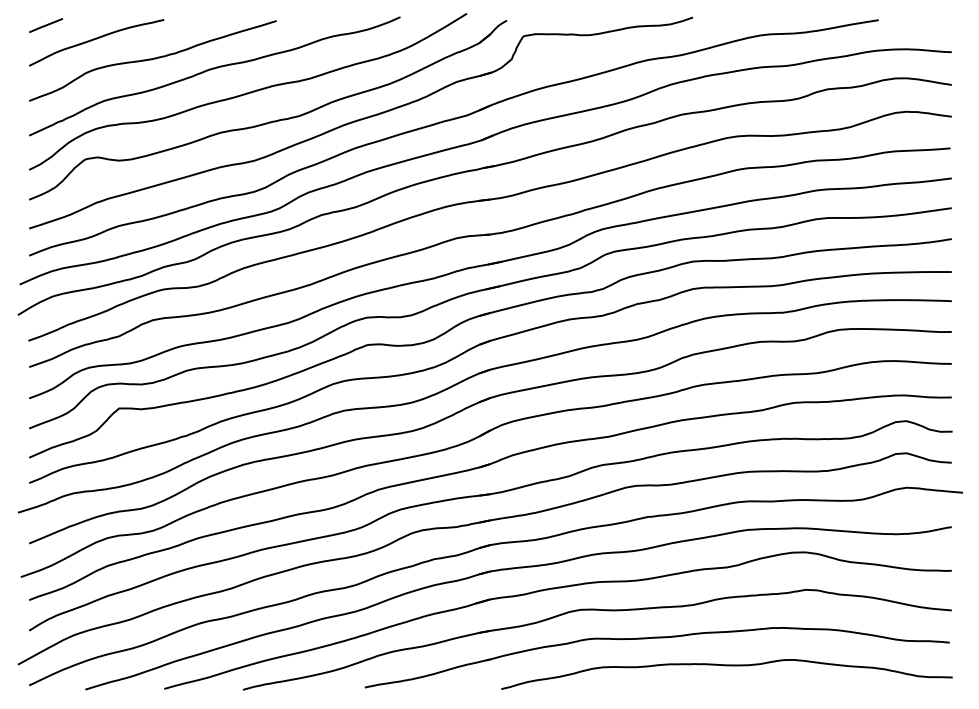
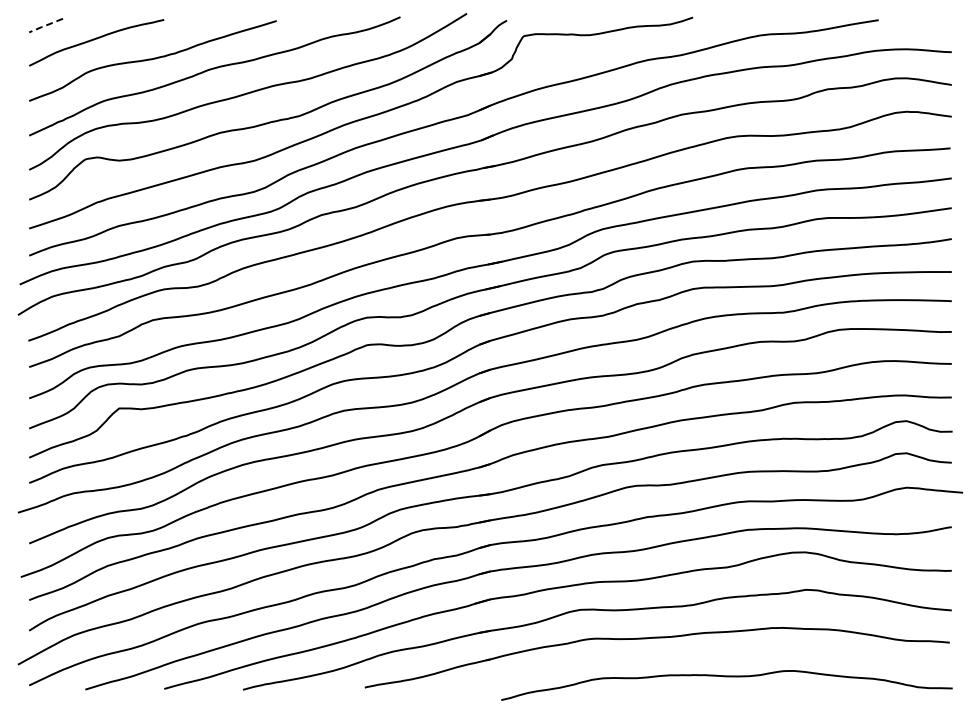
line: solid -> dashed (45, 25)
curve position: (726, 666) -> (726, 677) (726, 677)
